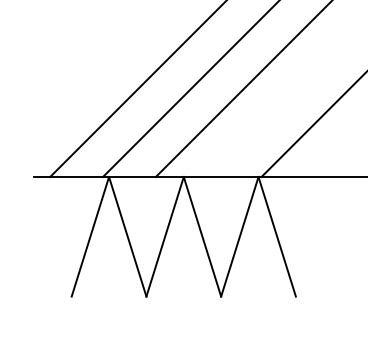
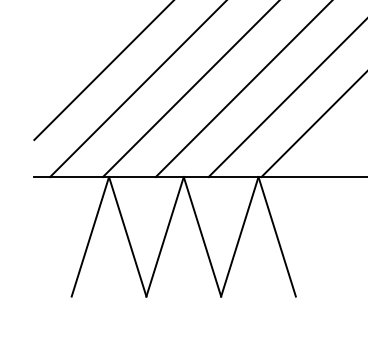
line: none -> present (102, 70)
line: none -> present (286, 98)
